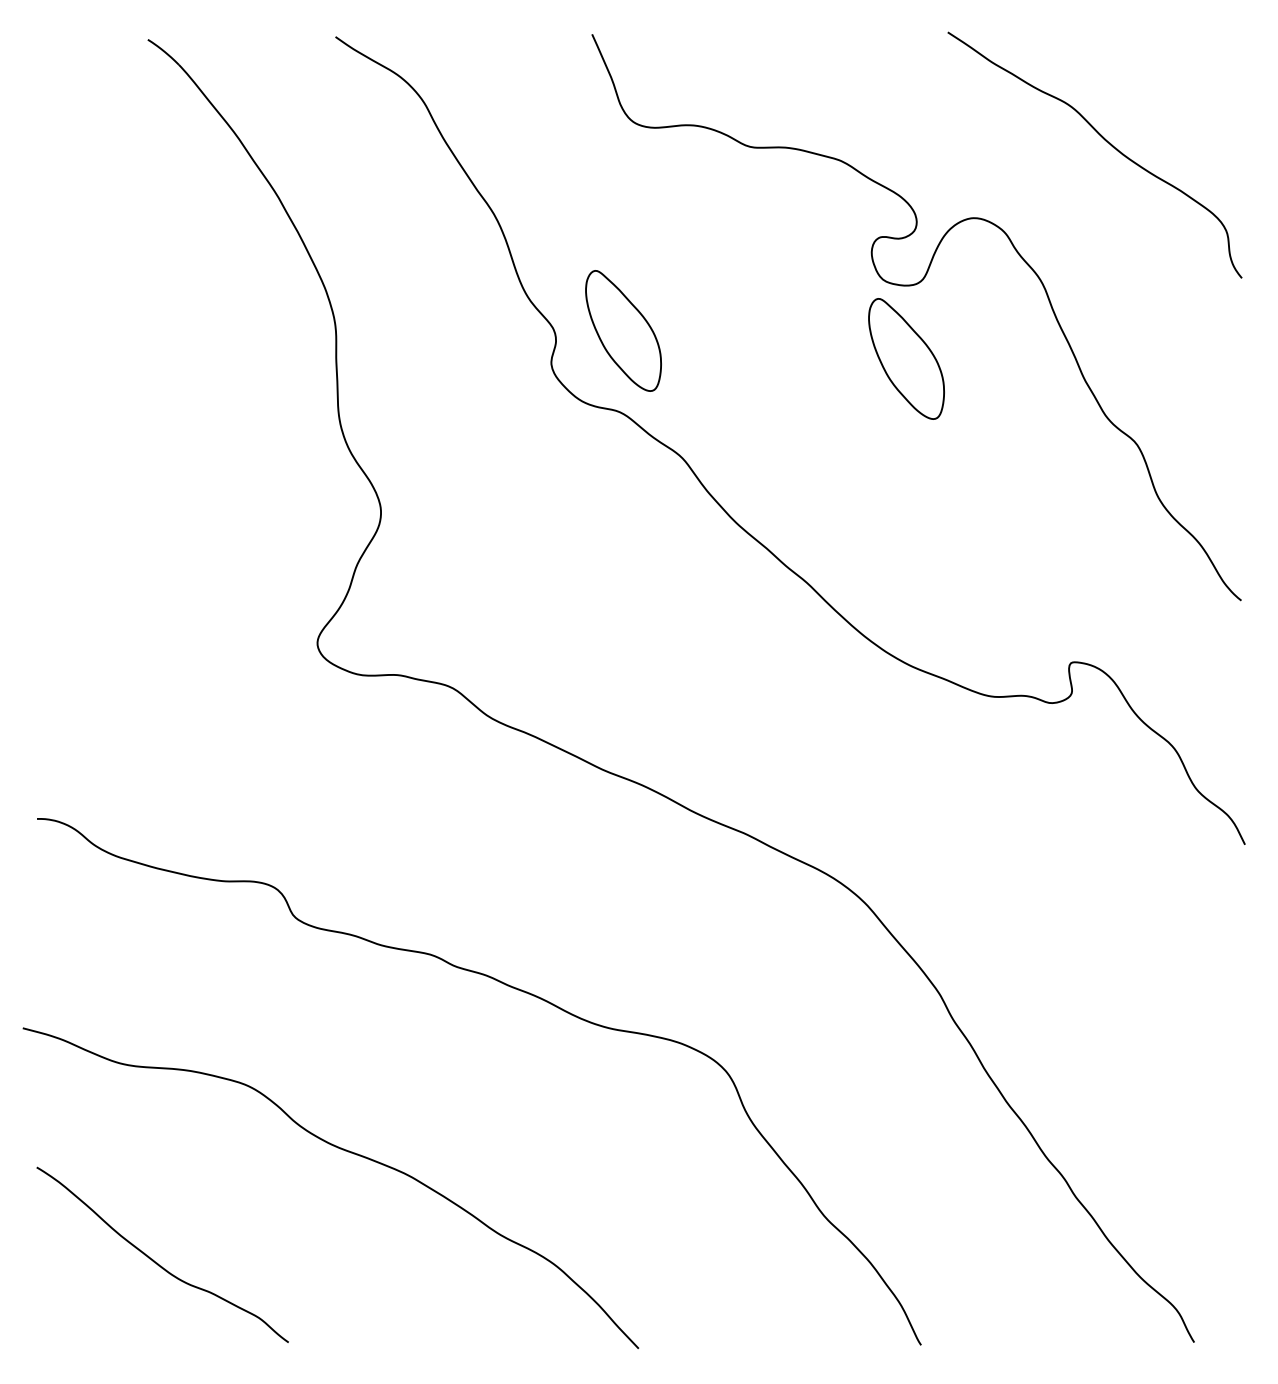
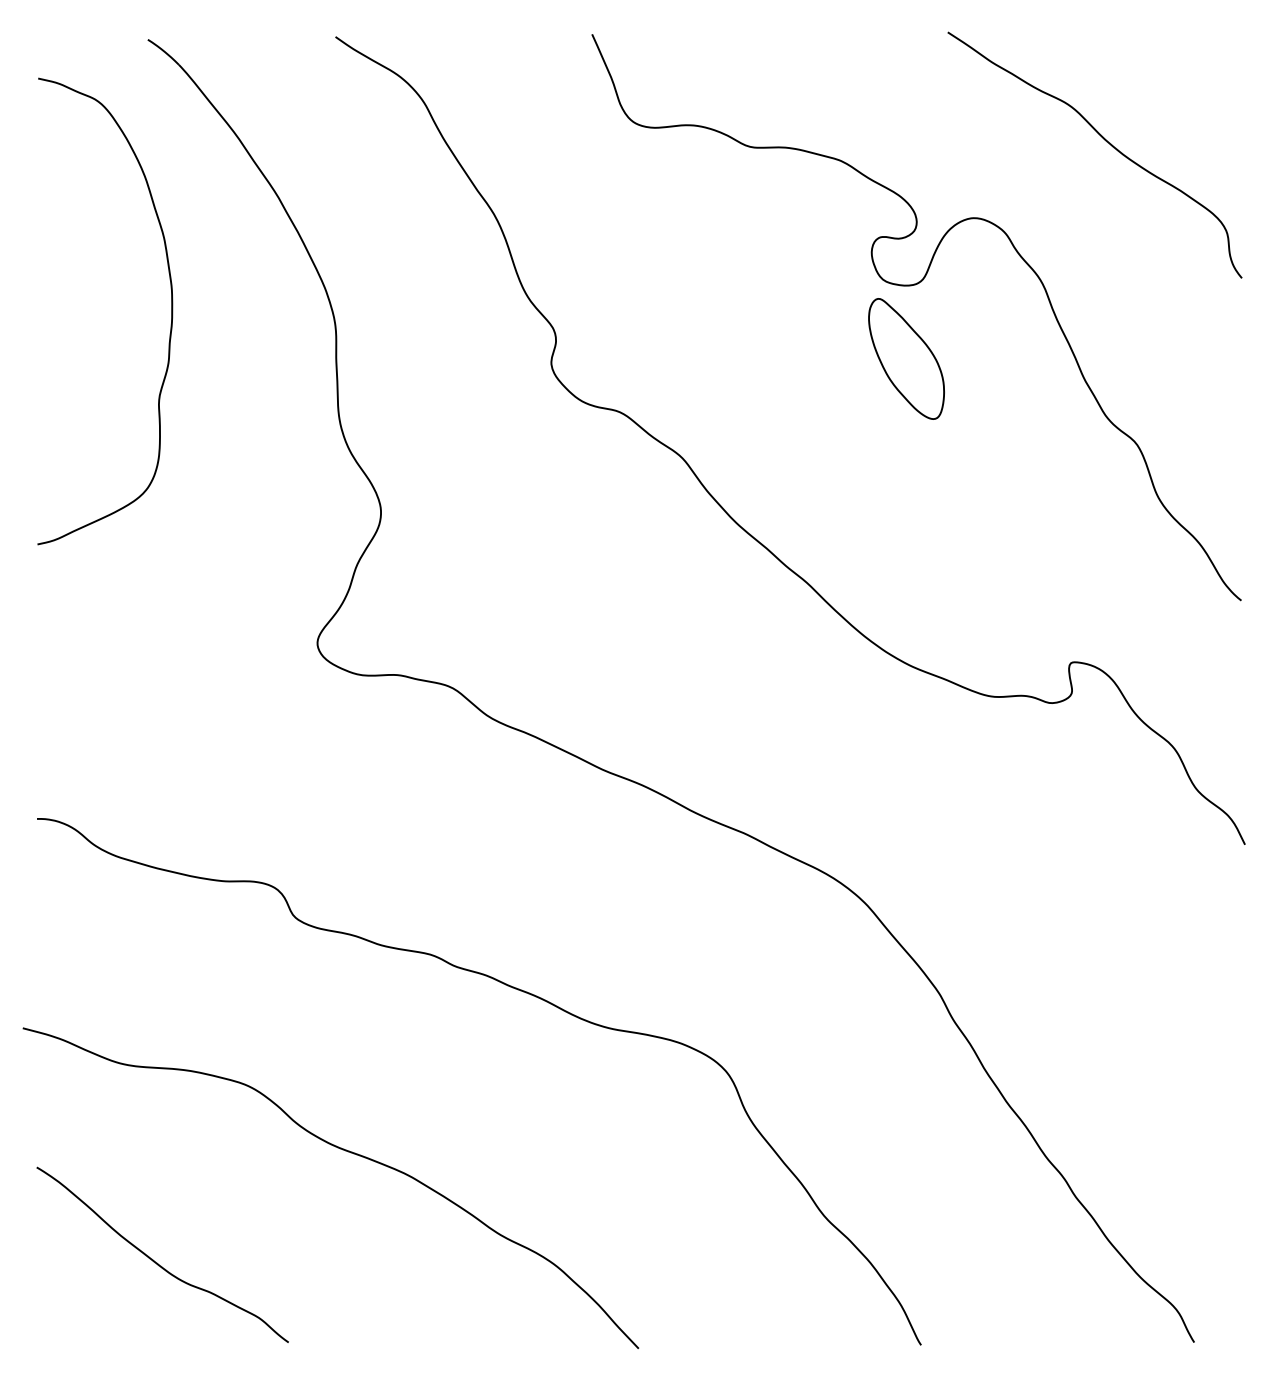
curve: none -> present (171, 311)
part: present -> none (623, 330)
